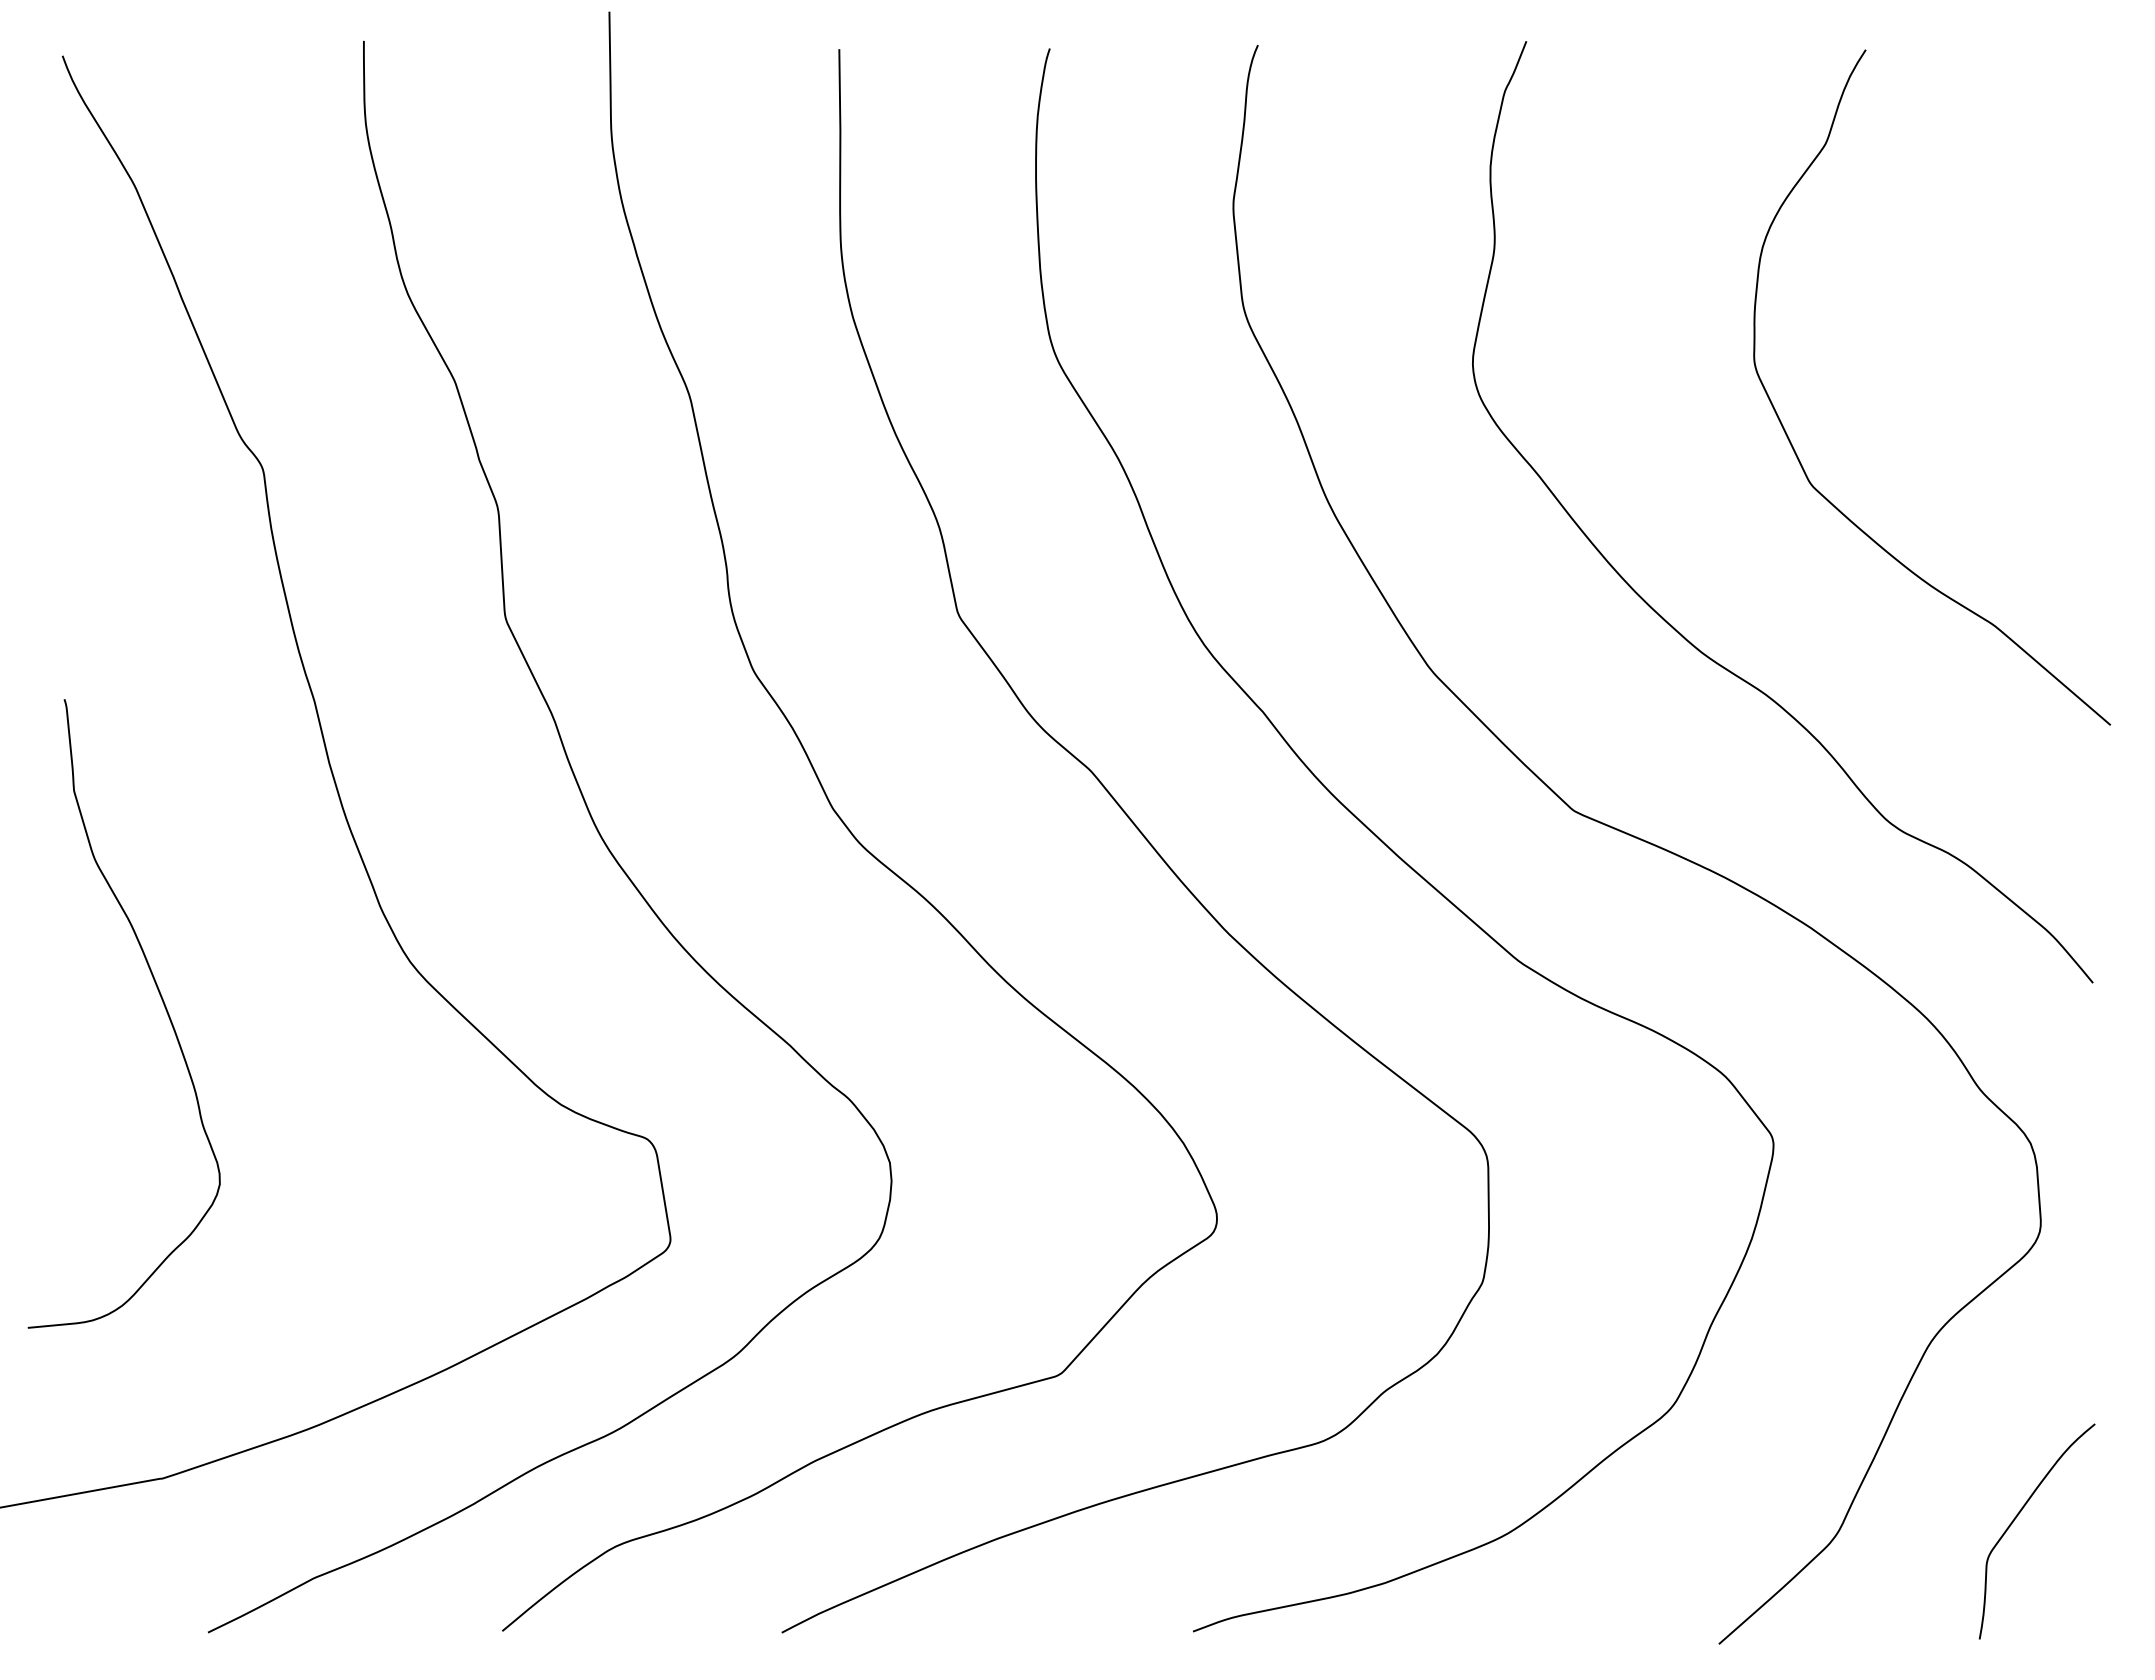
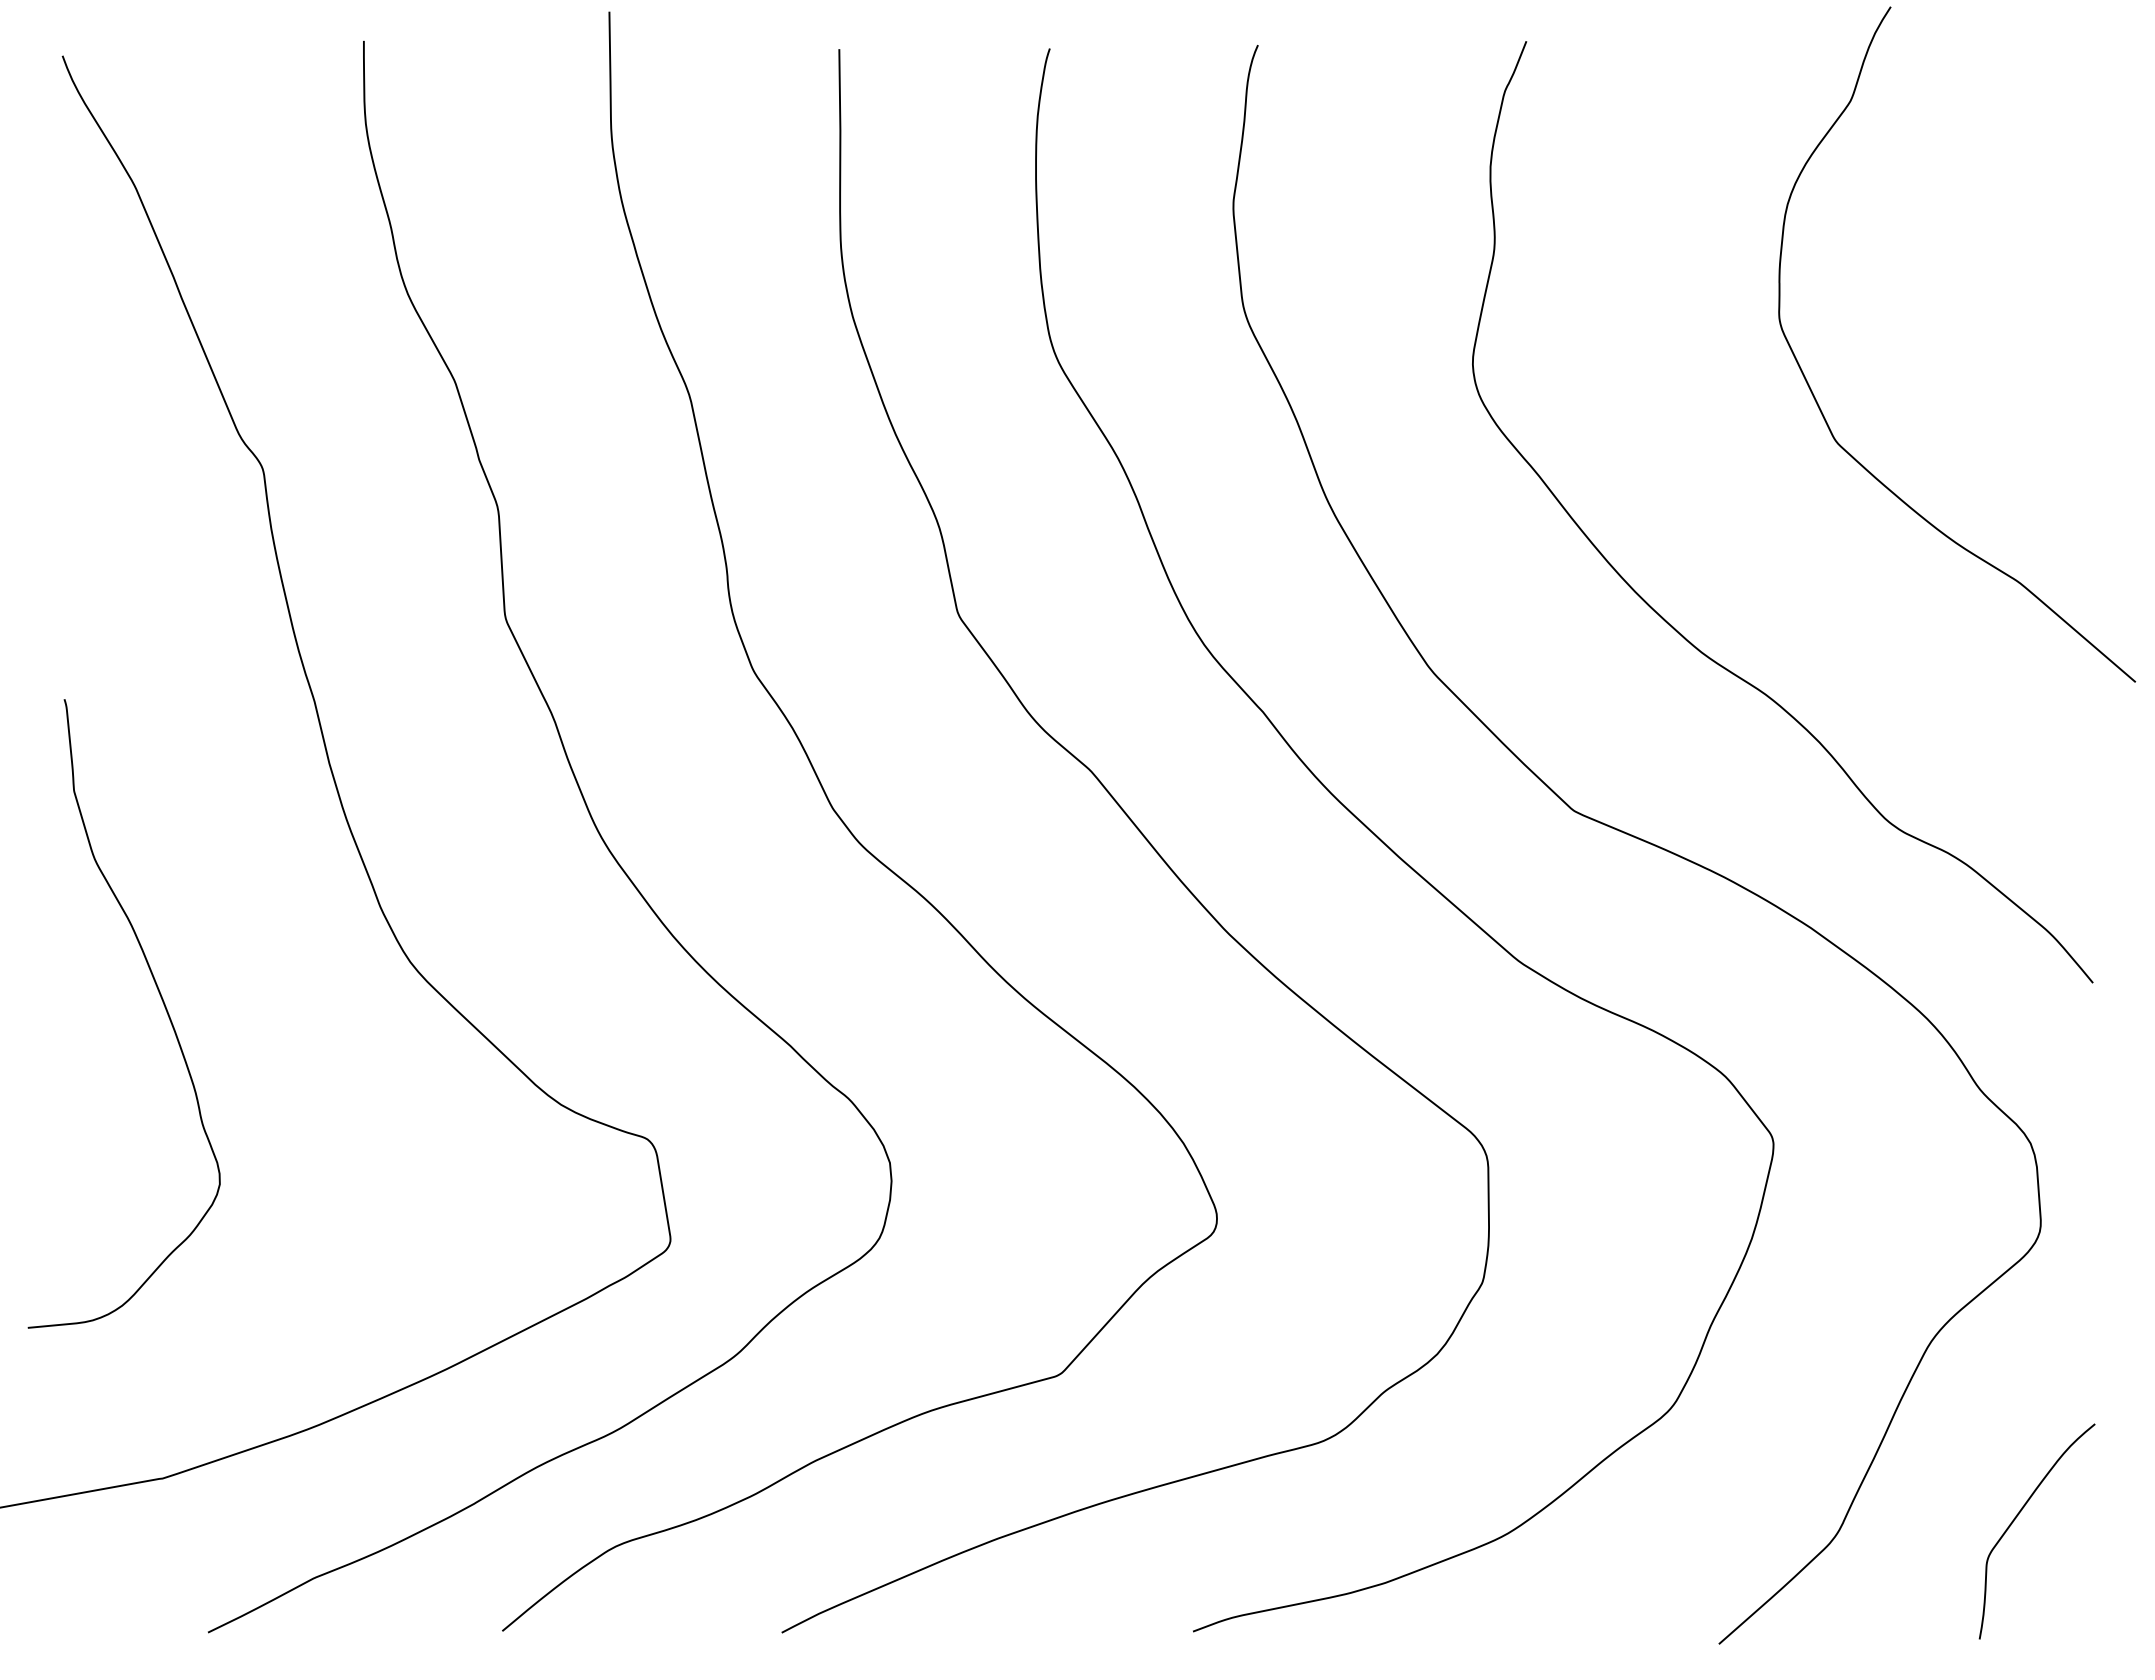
curve position: (1797, 454) -> (1822, 411) (1822, 411)
